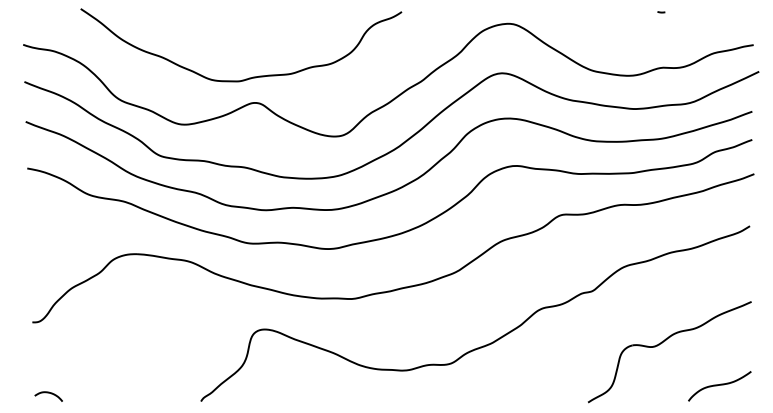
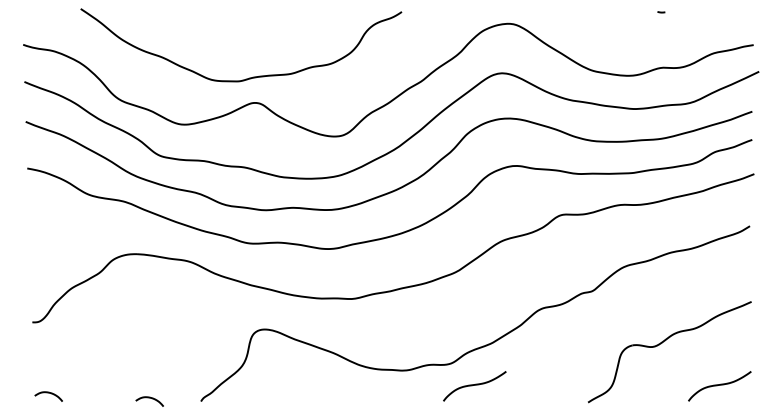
curve: none -> present (474, 385)
curve: none -> present (149, 398)
